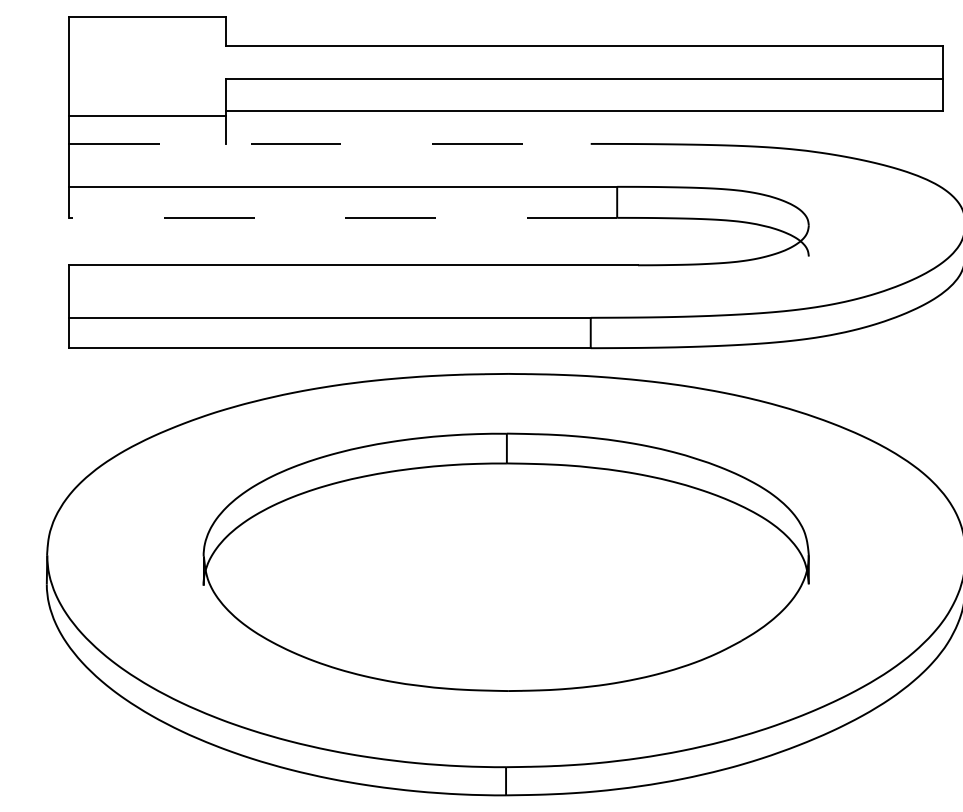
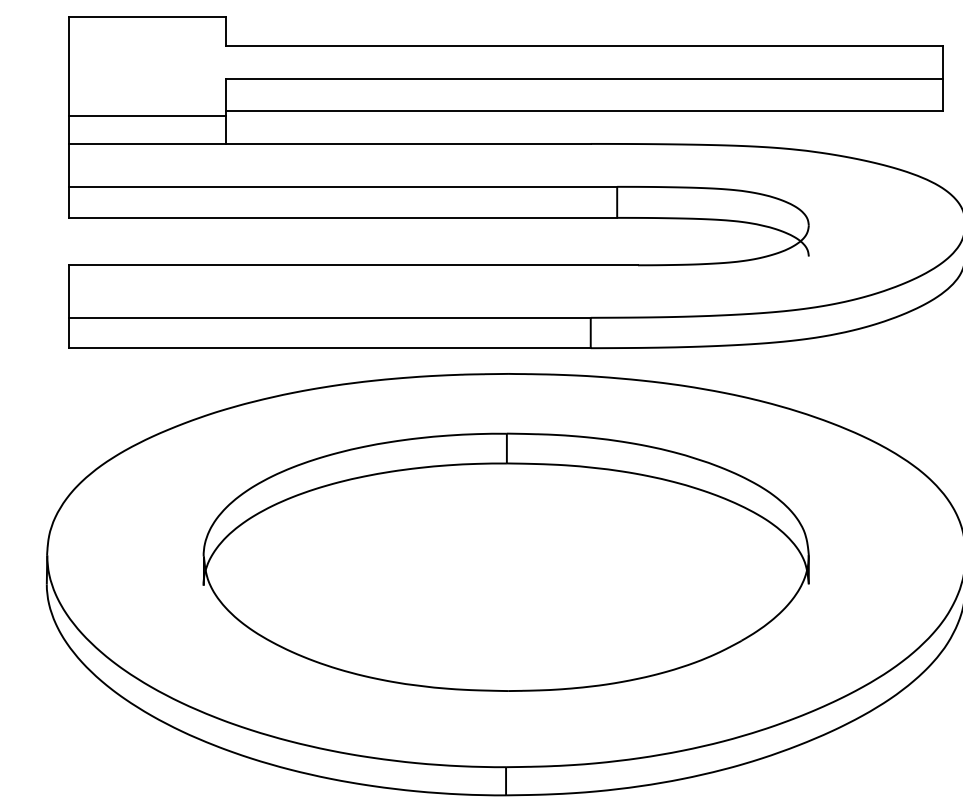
line: dashed -> solid (330, 143)
line: dashed -> solid (343, 217)
